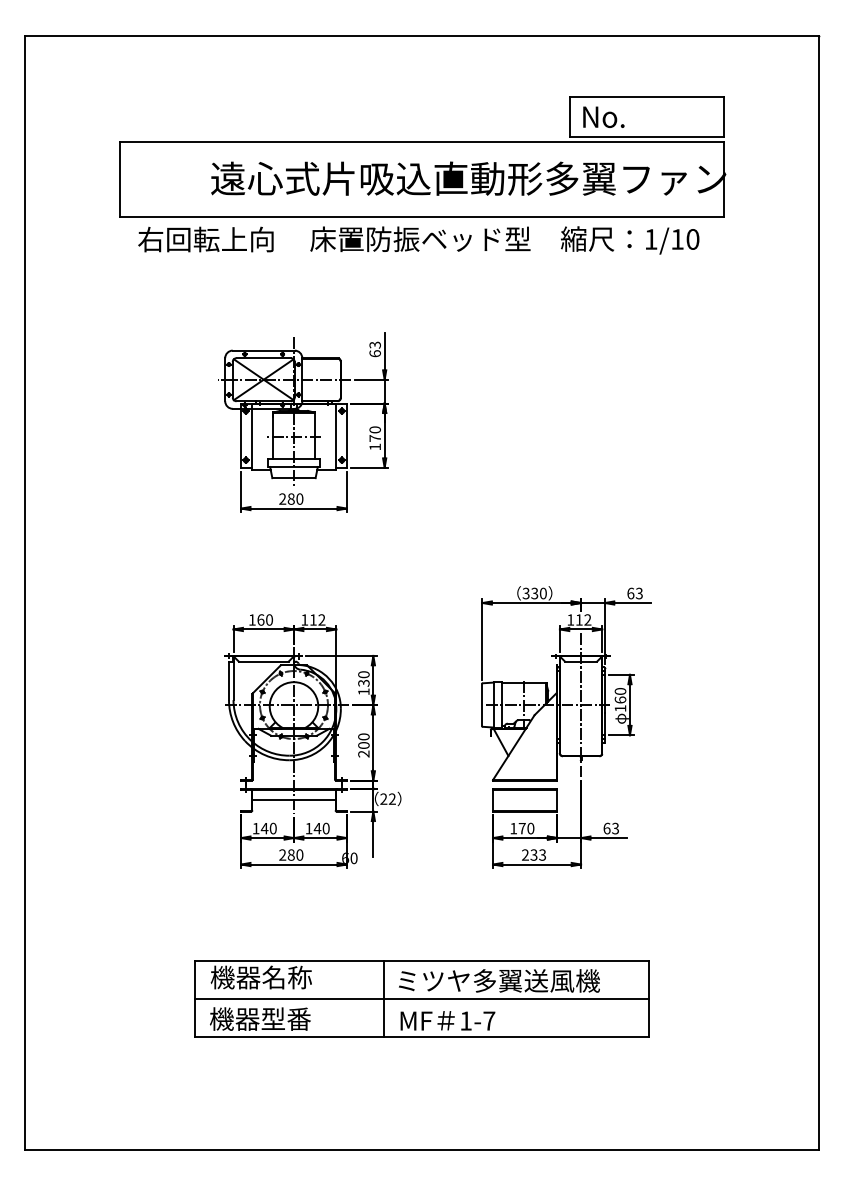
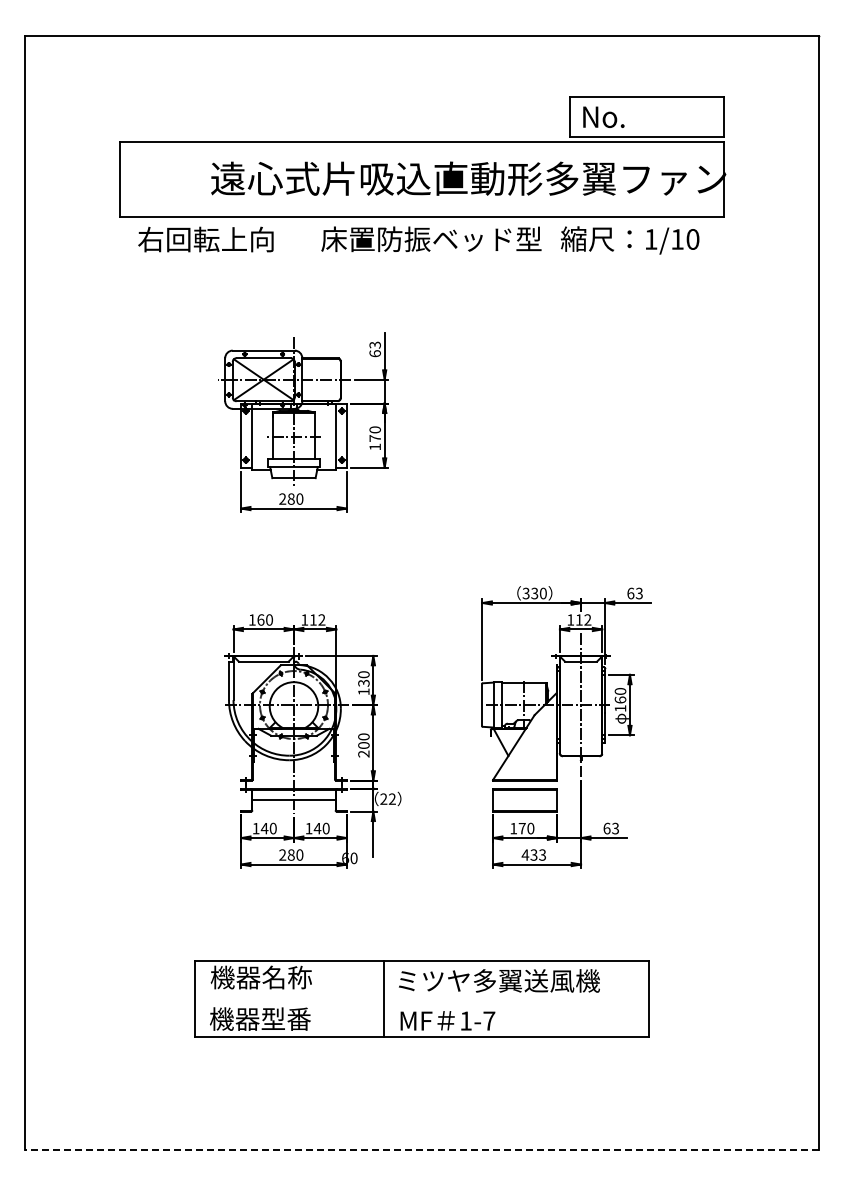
text position: (420, 239) -> (431, 239) (431, 239)
text: 233 -> 433 (525, 854)
line: present -> none (421, 999)
line: solid -> dashed (421, 1150)
